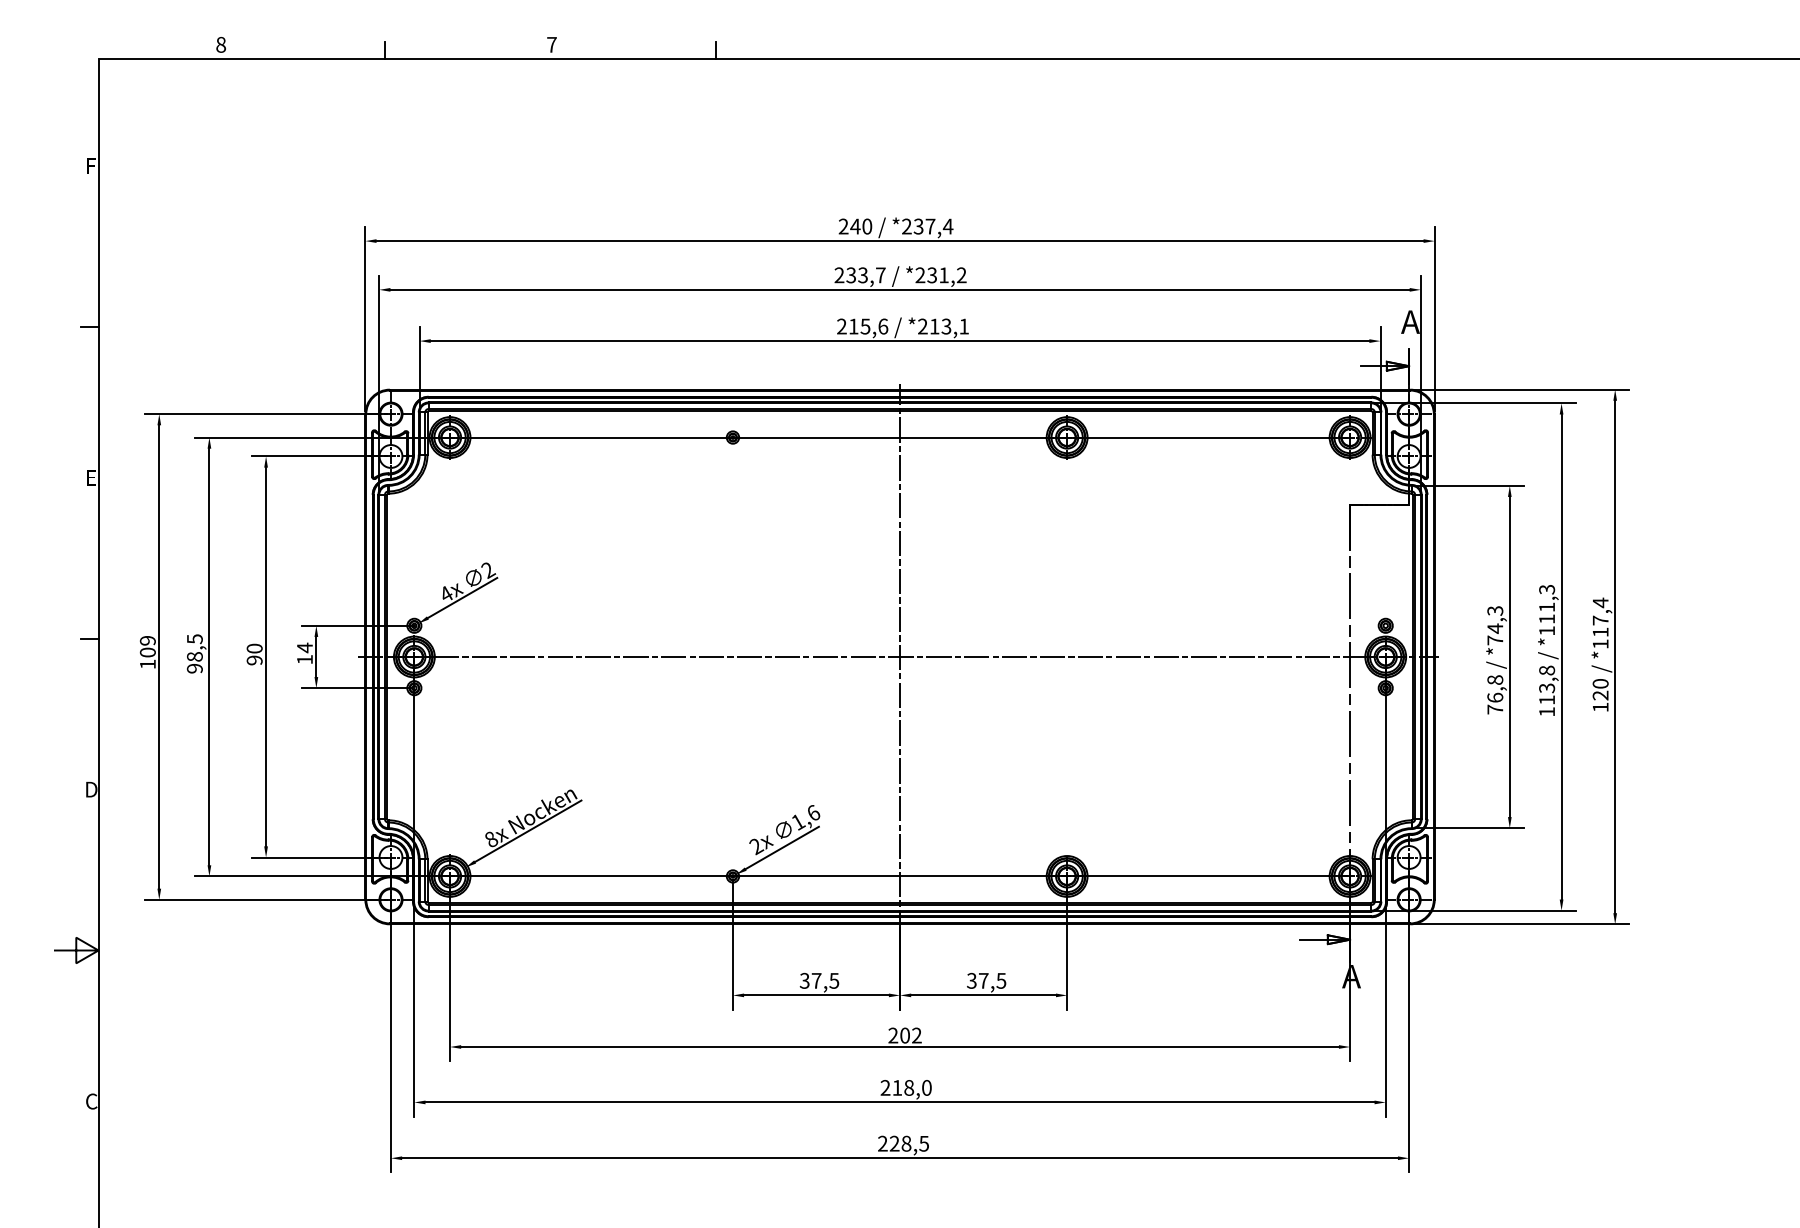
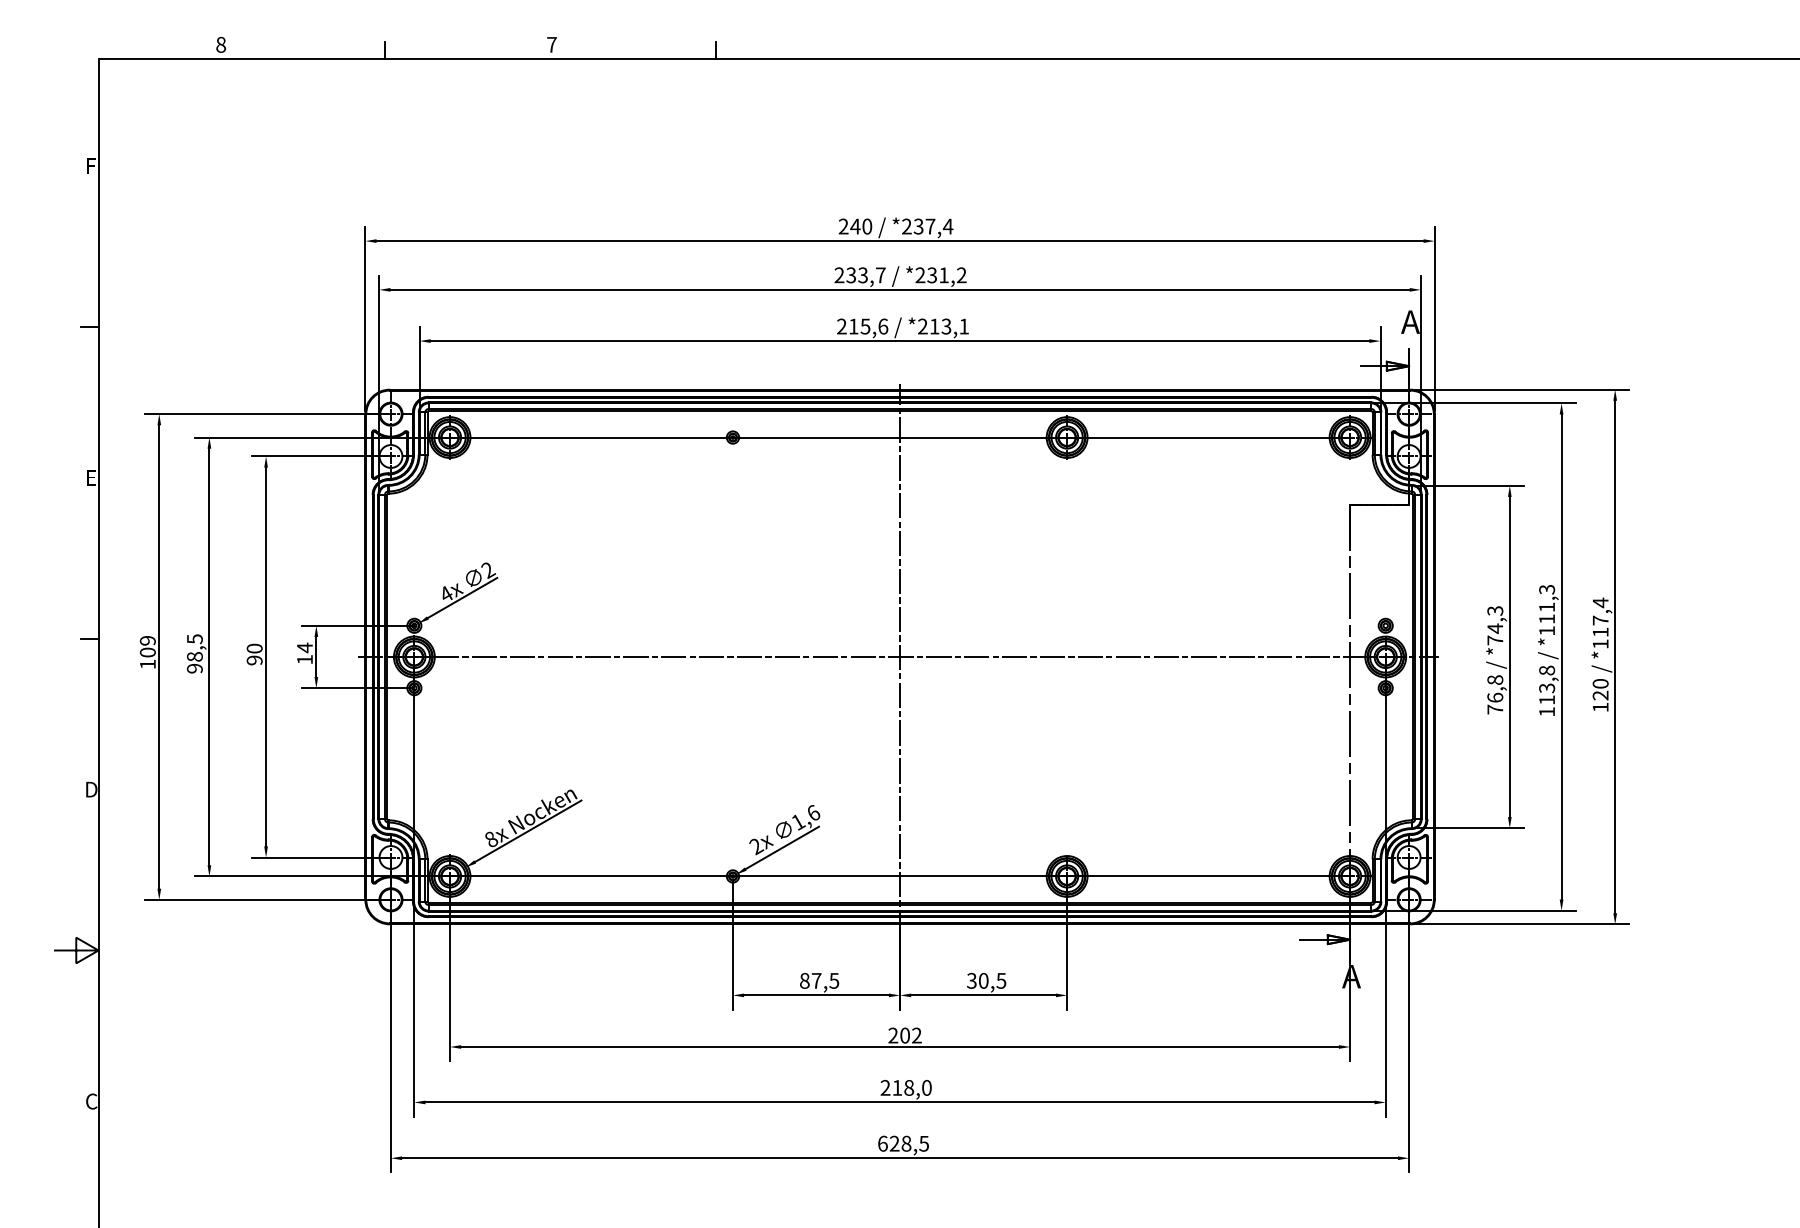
text: 37,5 -> 87,5 (804, 980)
text: 37,5 -> 30,5 (983, 980)
text: 228,5 -> 628,5 (882, 1143)
